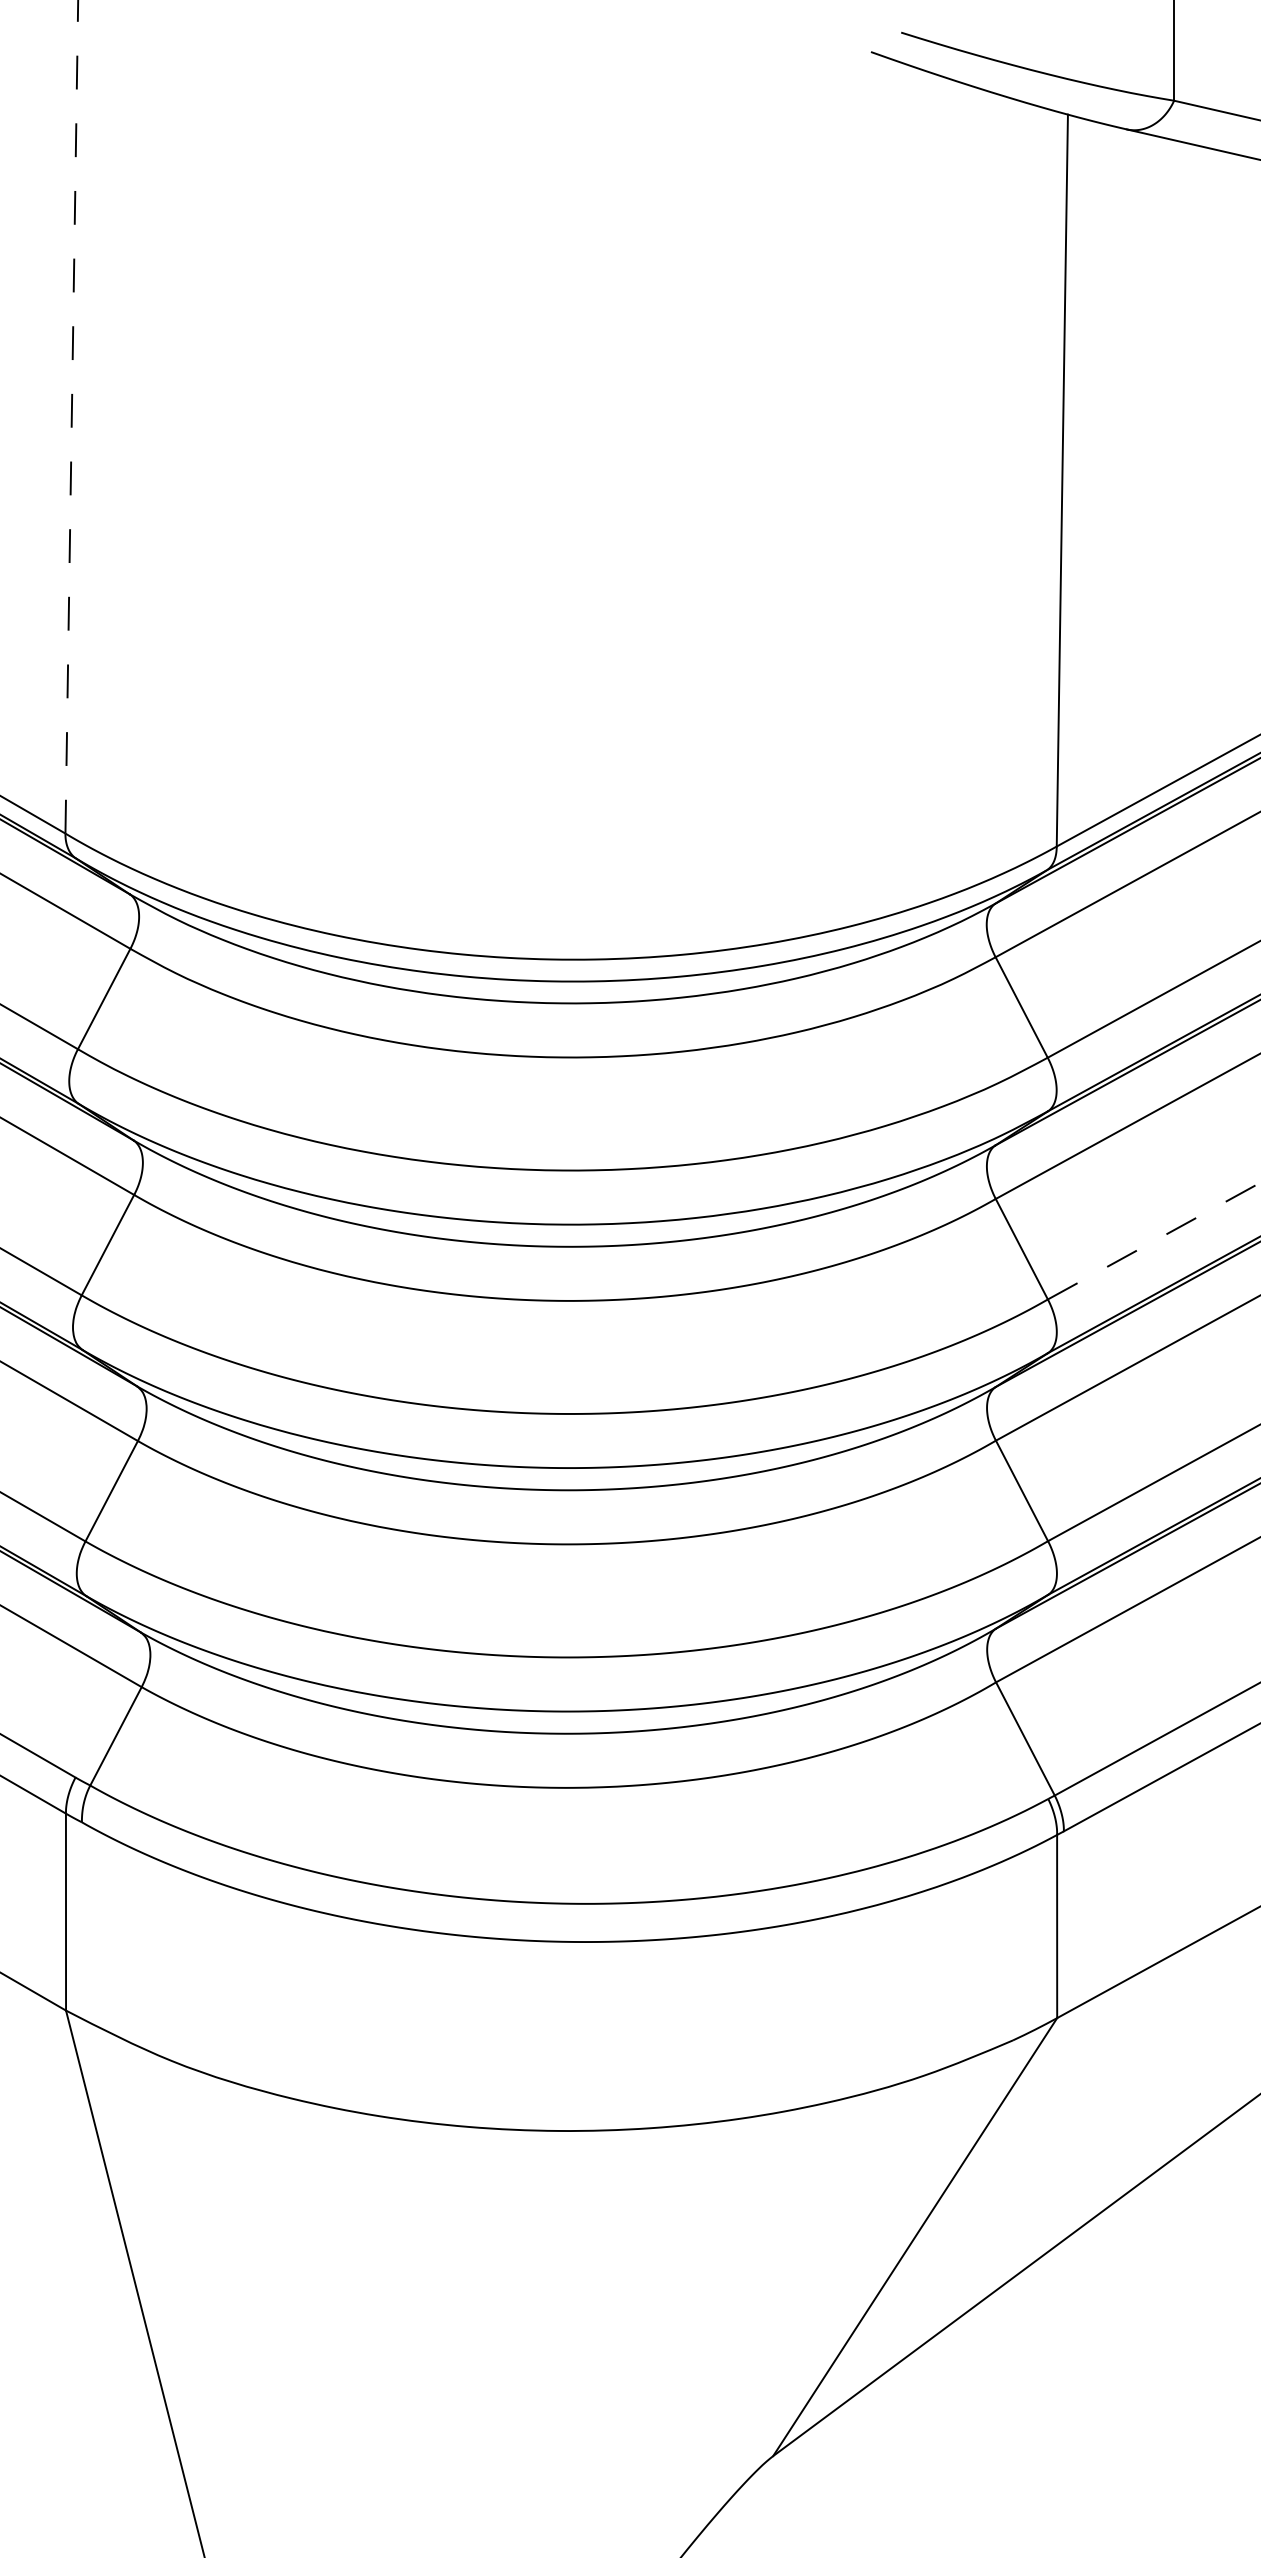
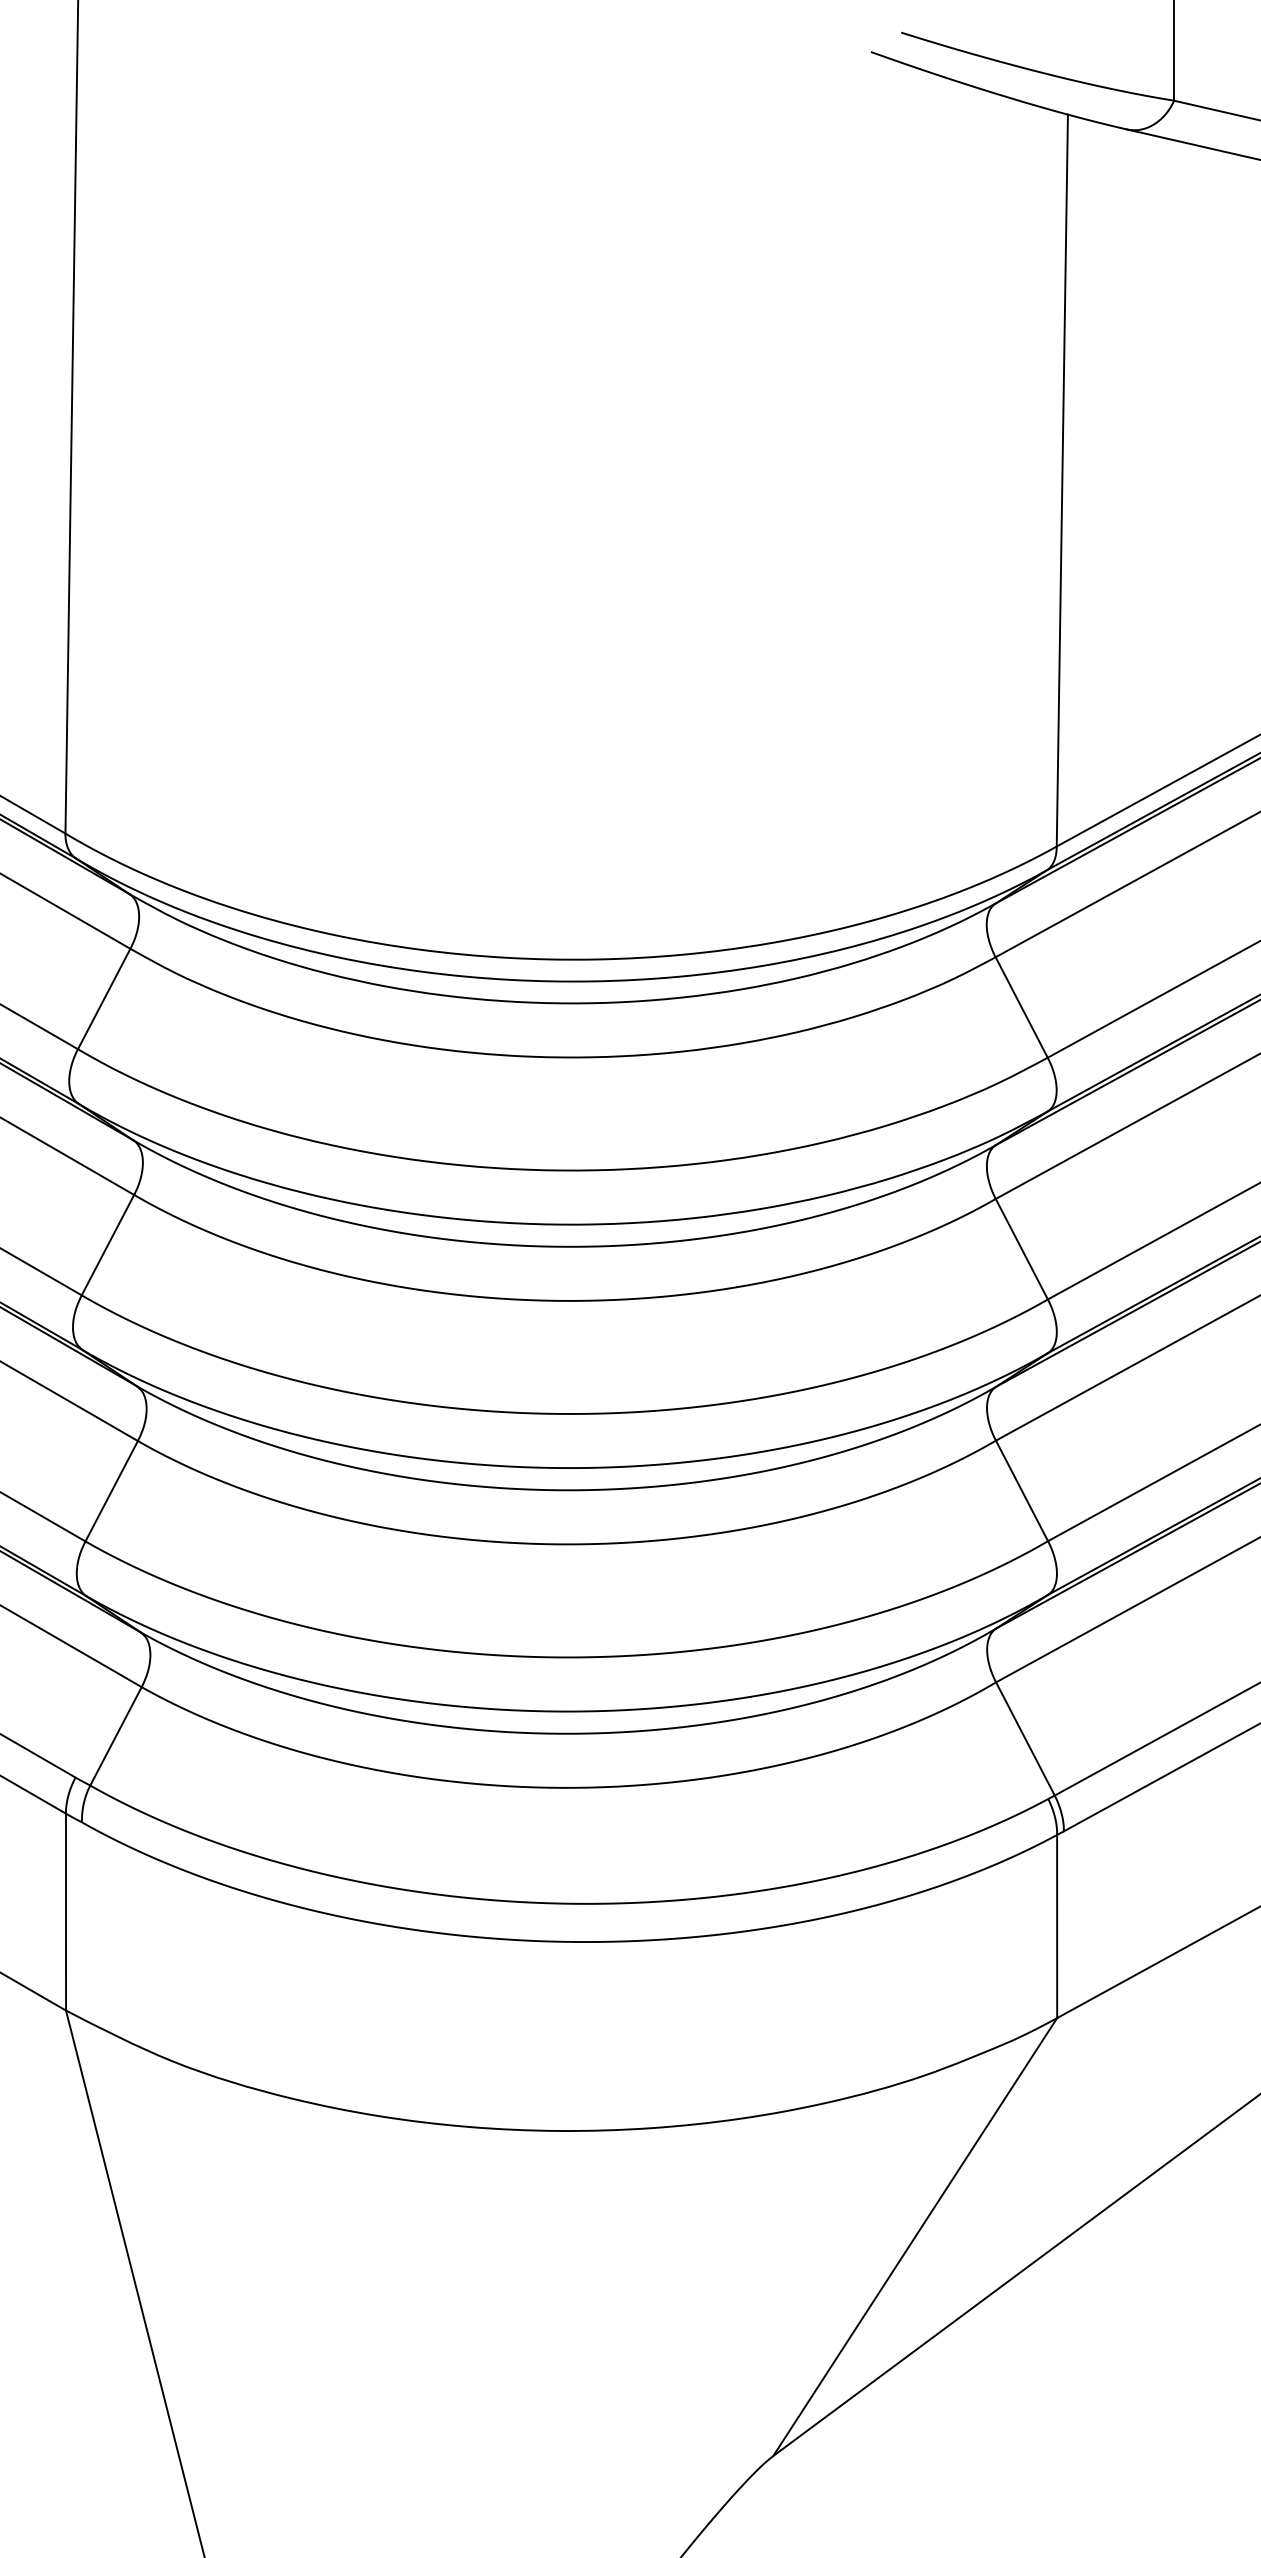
line: dashed -> solid (71, 416)
line: dashed -> solid (1154, 1240)
